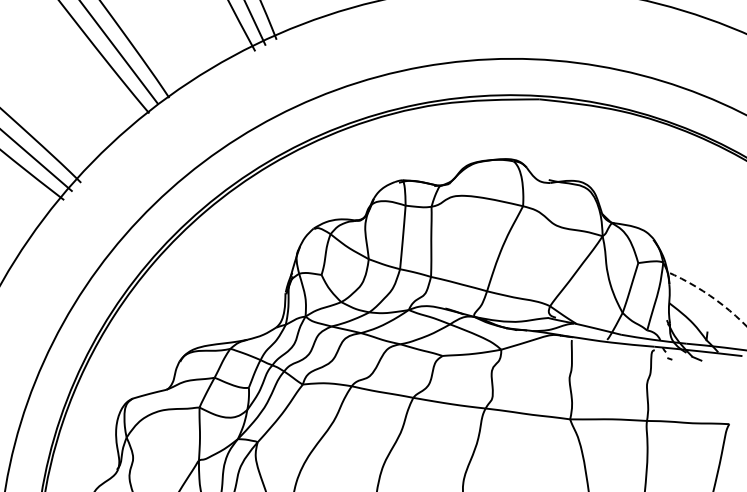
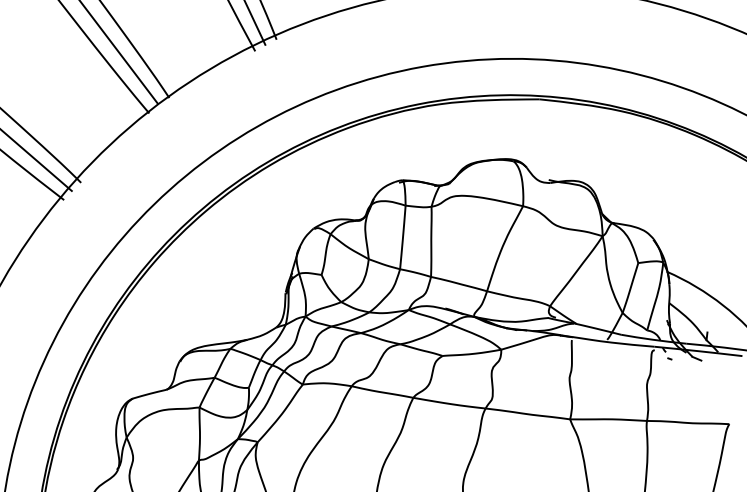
arc: dashed -> solid (709, 295)
